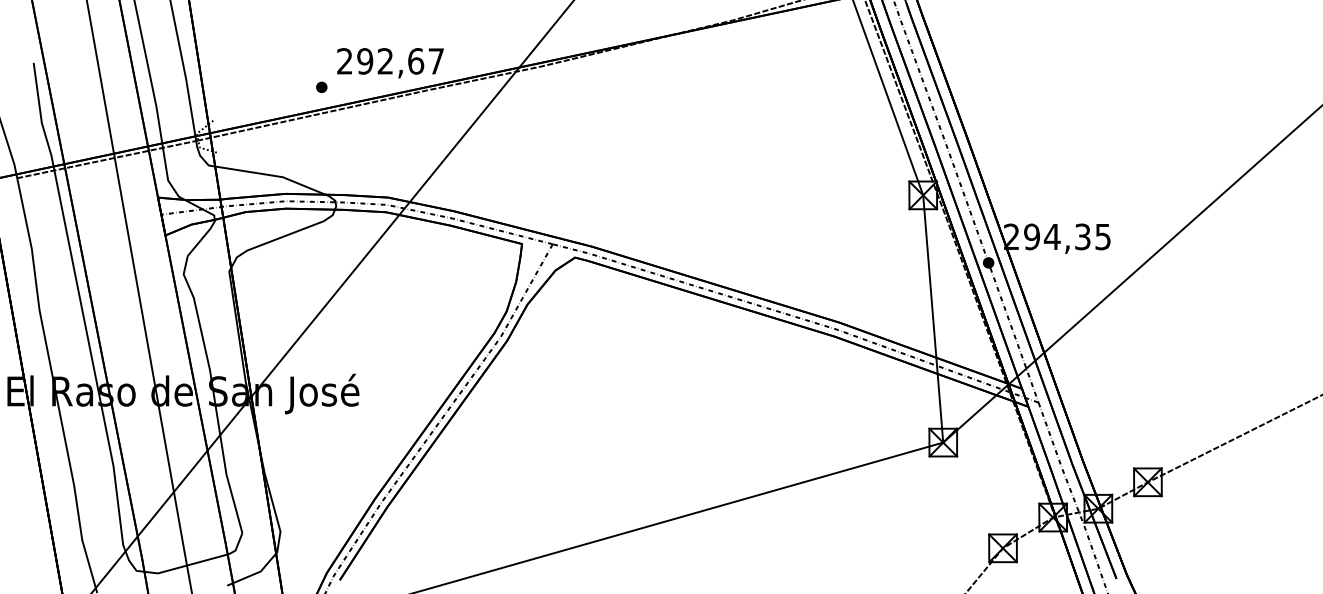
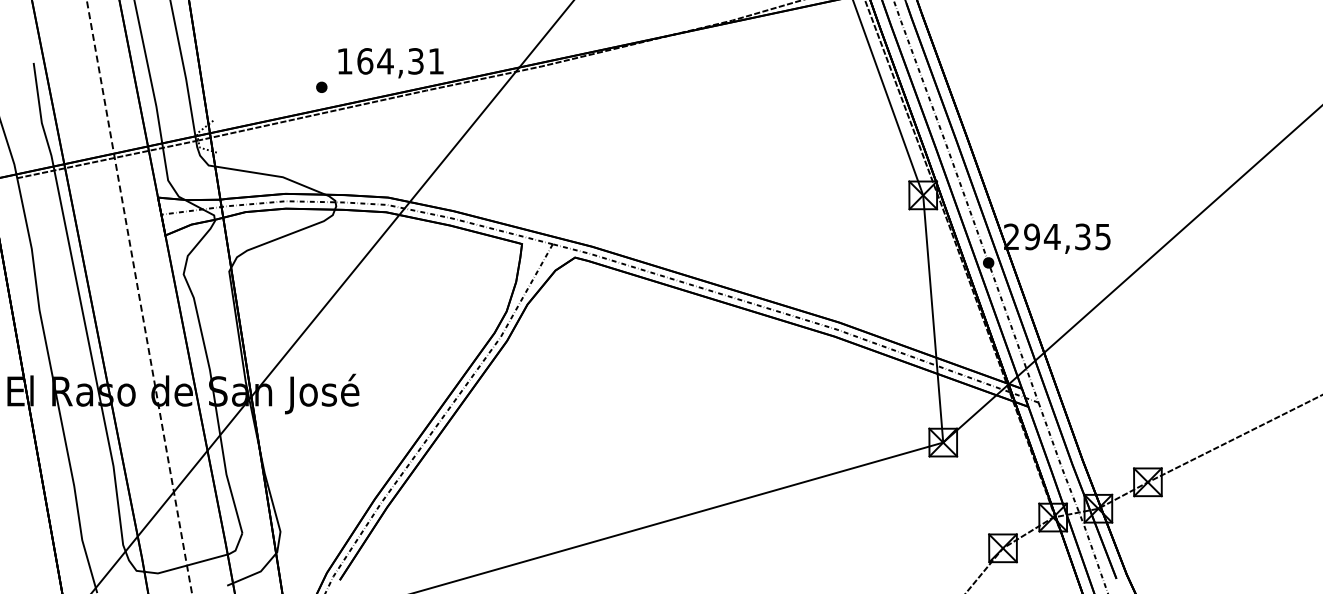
text: 292,67 -> 164,31 (390, 61)
line: solid -> dashed (139, 297)
